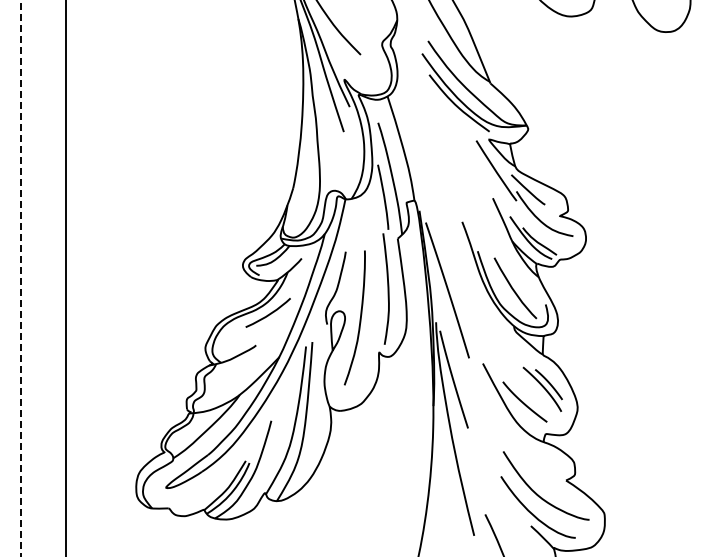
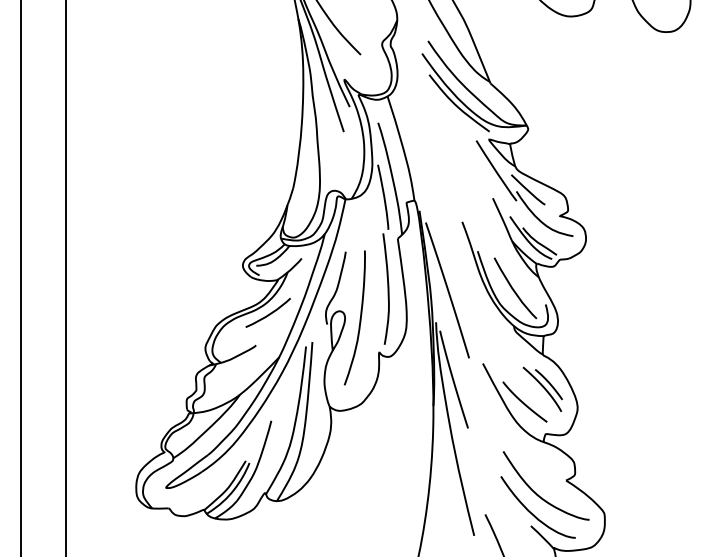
line: dashed -> solid (21, 278)
